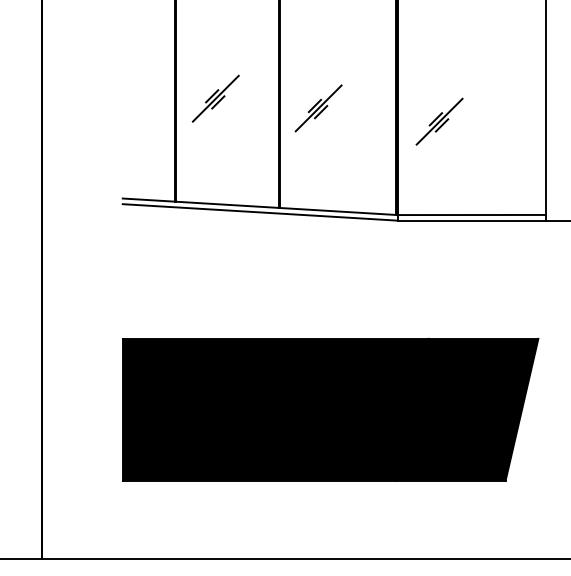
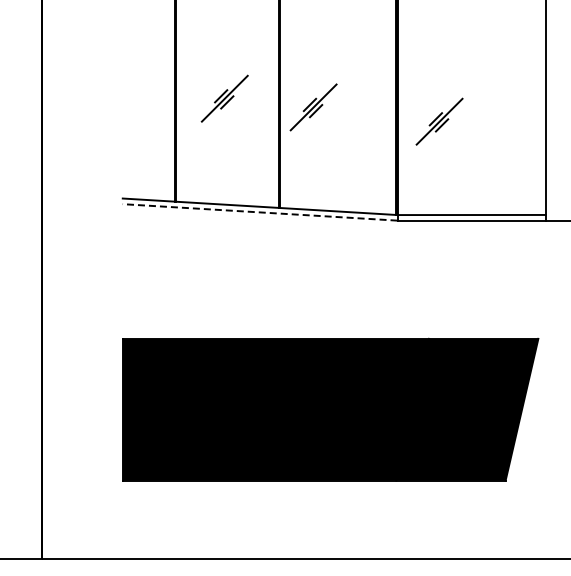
part position: (215, 98) -> (224, 98) (224, 98)
part position: (318, 108) -> (313, 107) (313, 107)
line: solid -> dashed (260, 212)
